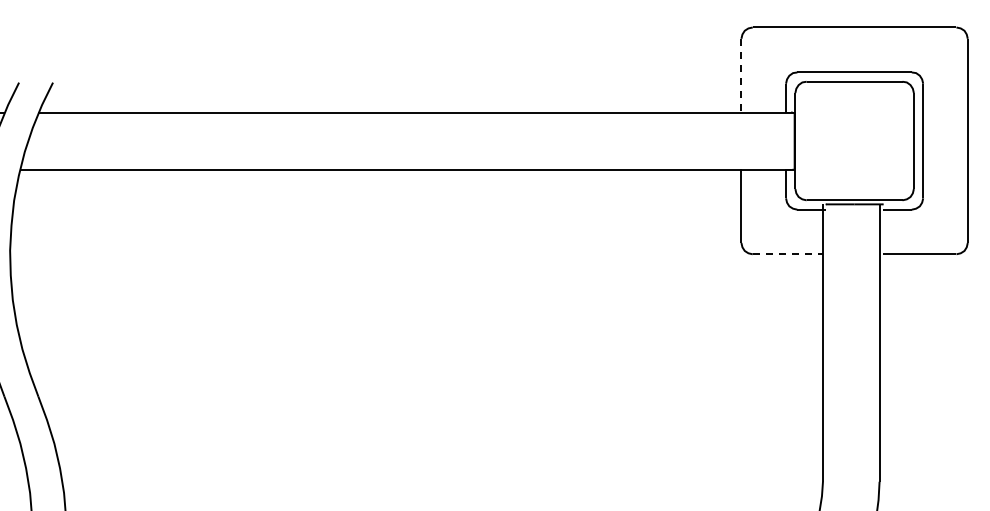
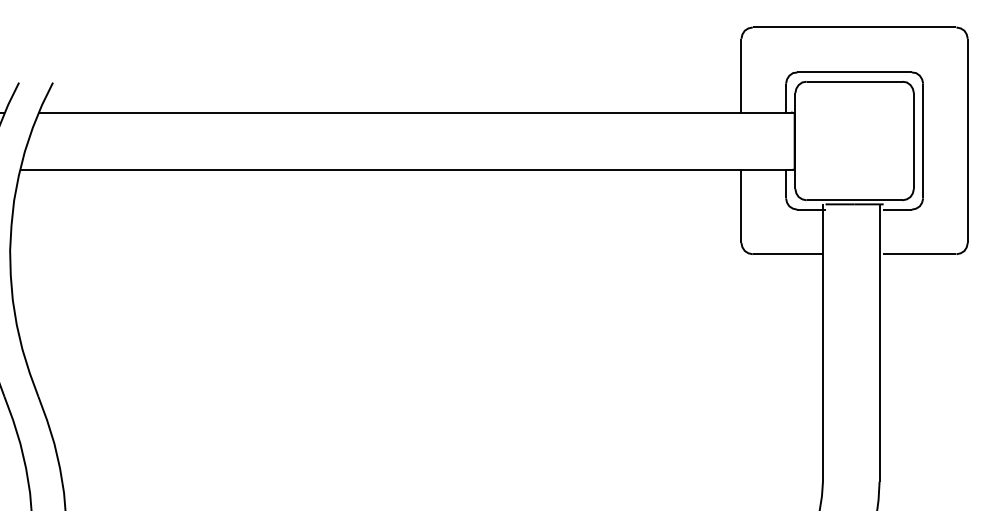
line: dashed -> solid (741, 75)
line: dashed -> solid (788, 254)
